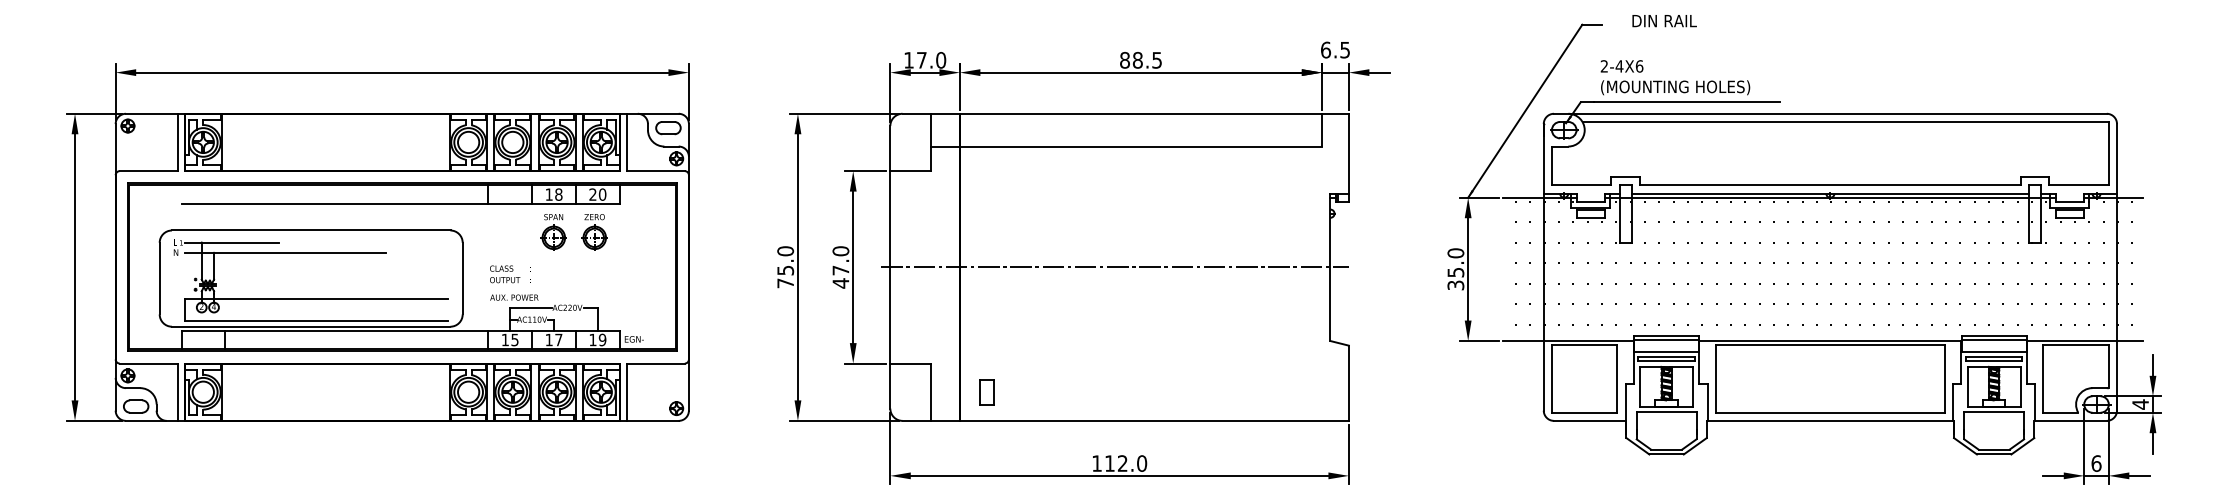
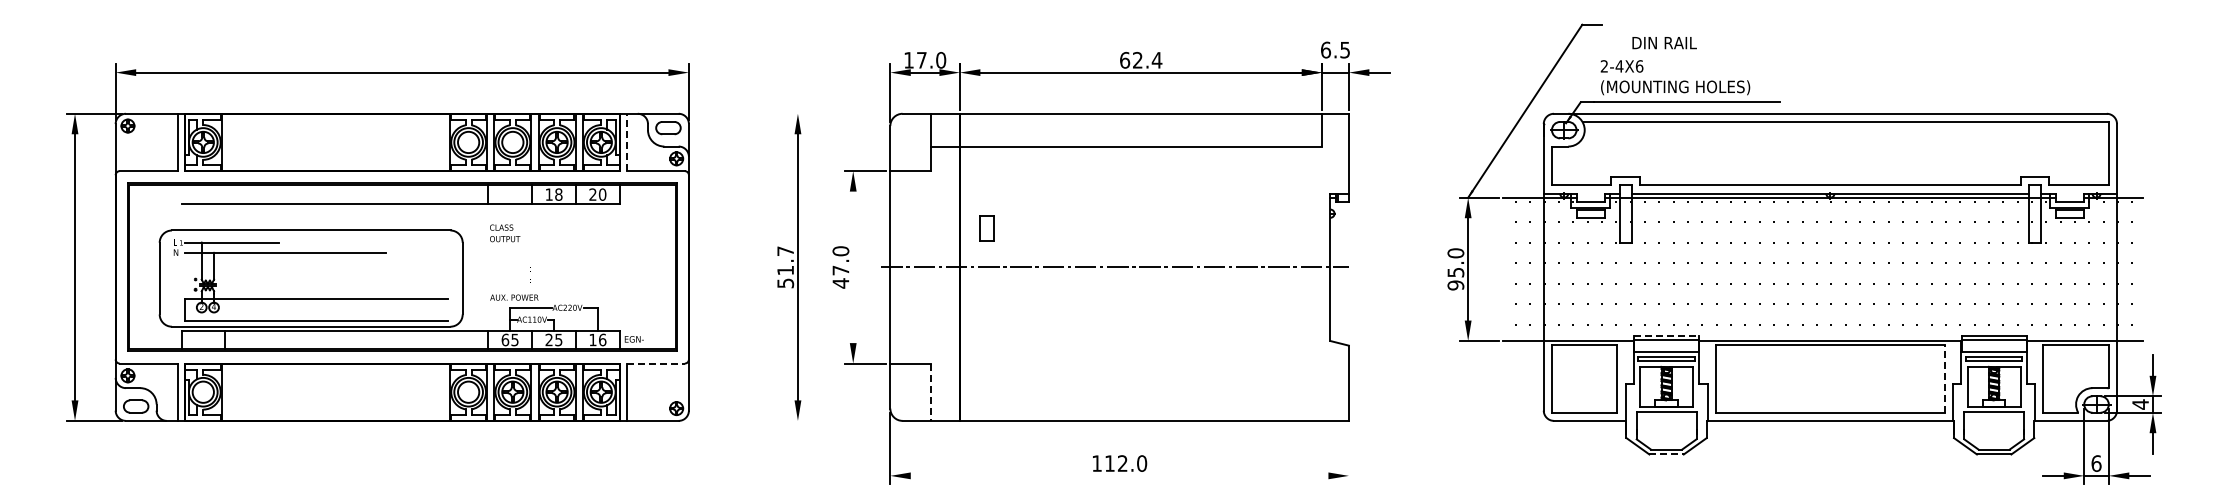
text position: (1664, 21) -> (1664, 43) (1664, 43)
text: 88.5 -> 62.4 (1141, 59)
line: present -> none (843, 113)
line: solid -> dashed (627, 142)
part: present -> none (553, 232)
part: present -> none (594, 232)
text: 75.0 -> 51.7 (785, 267)
line: present -> none (853, 267)
text position: (505, 274) -> (505, 233) (505, 233)
text: 35.0 -> 95.0 (1455, 285)
line: solid -> dashed (1667, 335)
text: 15 -> 65 (505, 339)
text: 17 -> 25 (553, 339)
text: 19 -> 16 (602, 339)
line: solid -> dashed (655, 363)
line: solid -> dashed (1945, 378)
line: solid -> dashed (931, 392)
part position: (986, 392) -> (986, 228) (986, 228)
line: present -> none (843, 420)
line: present -> none (1348, 454)
line: solid -> dashed (1667, 454)
line: present -> none (1119, 475)
